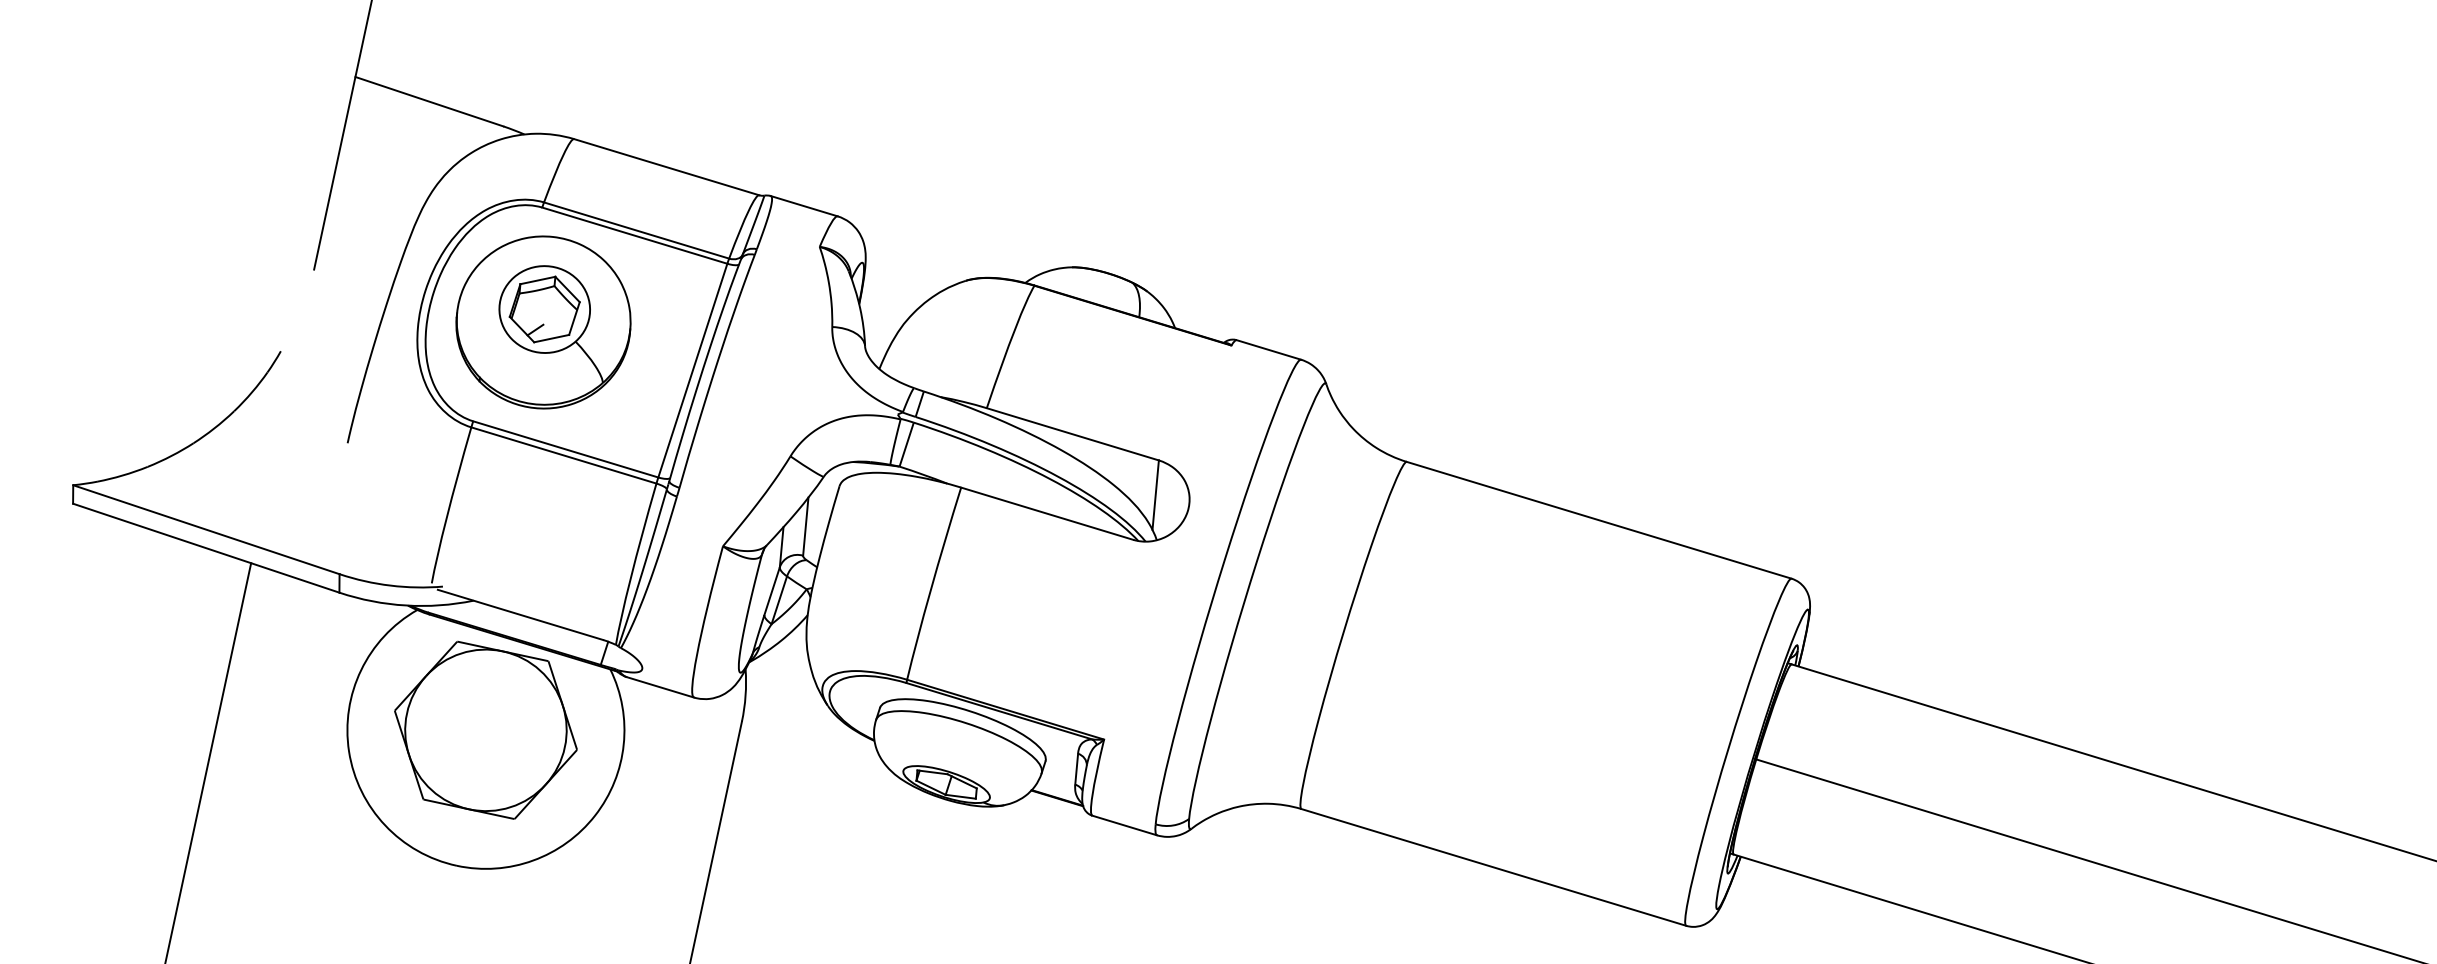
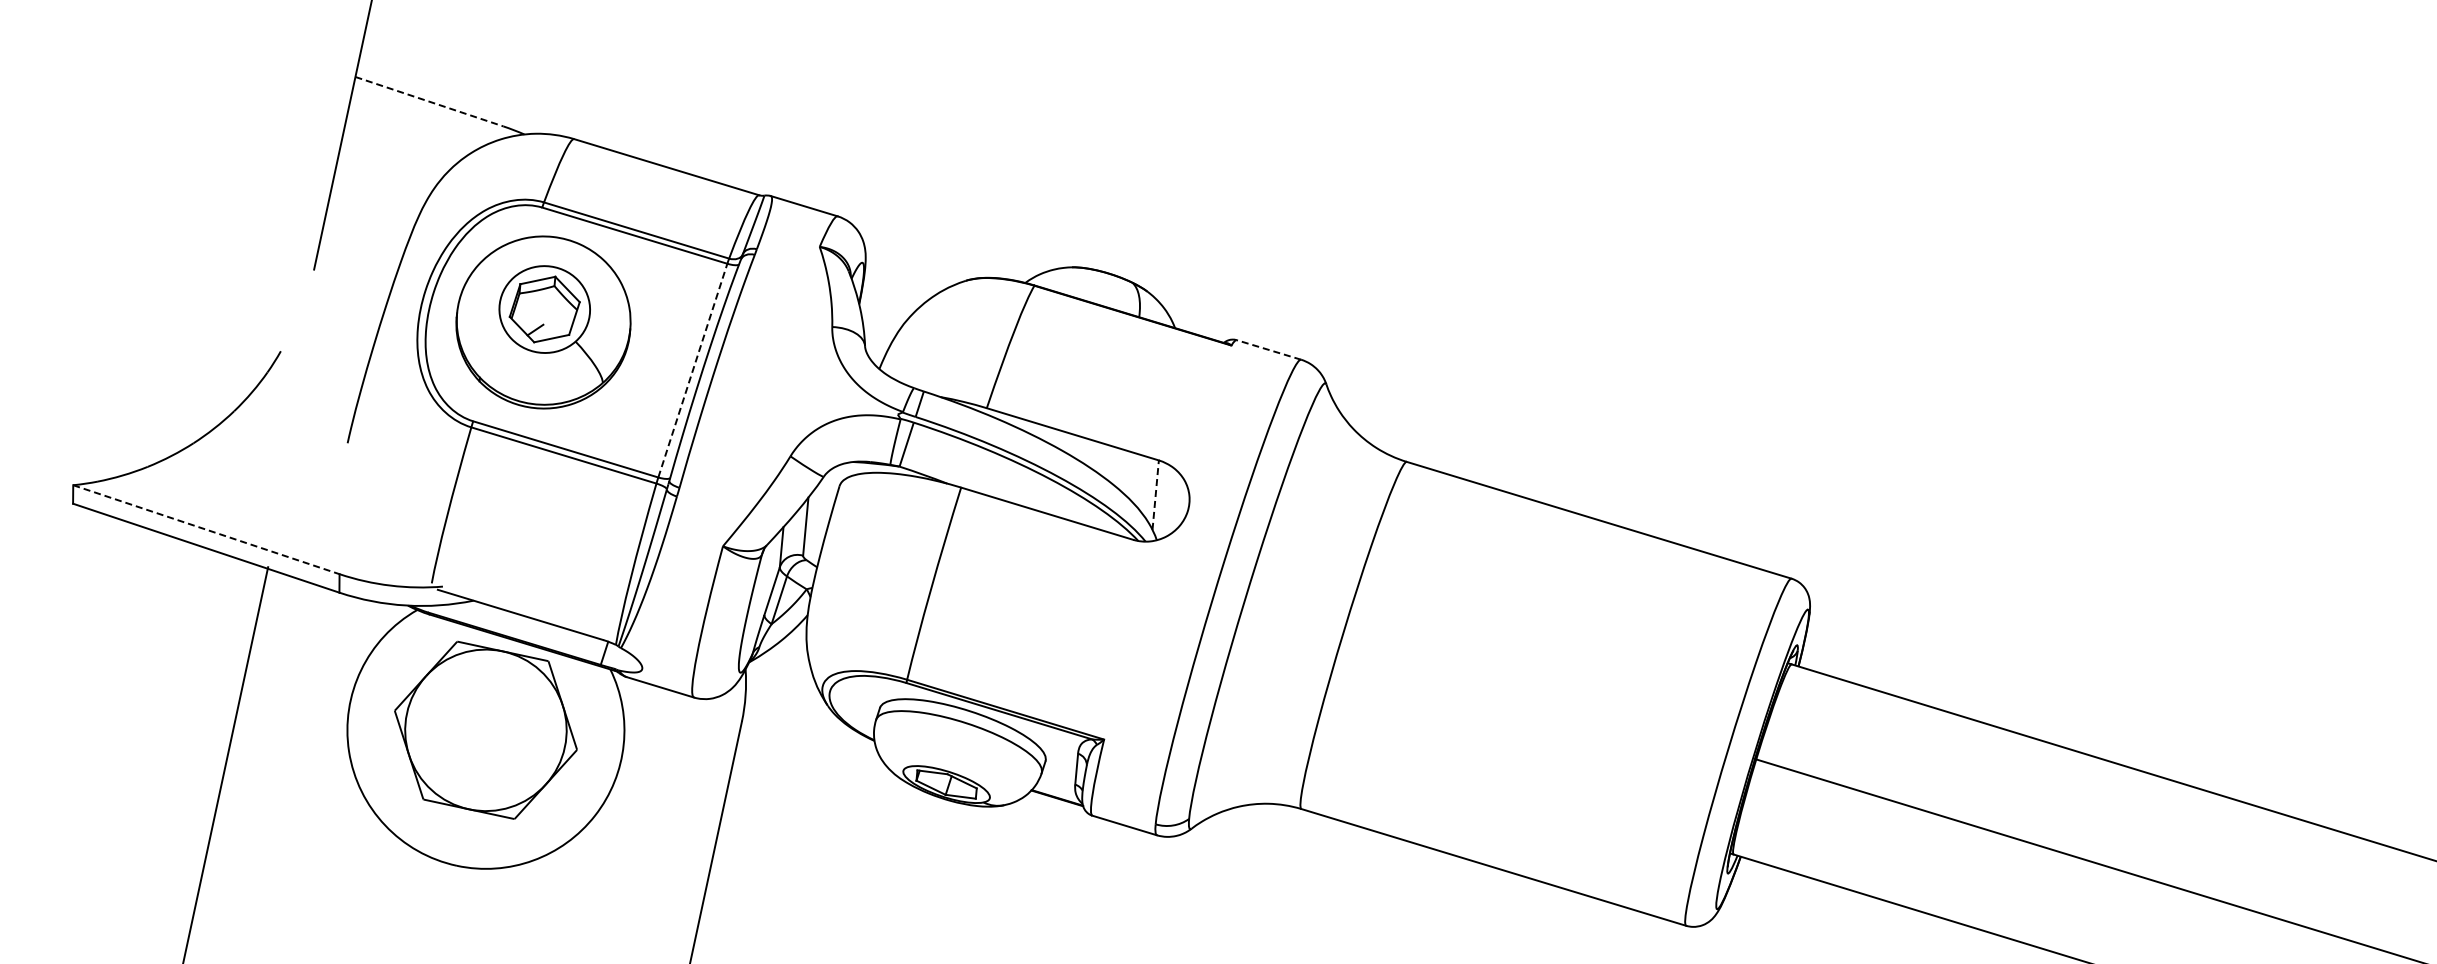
line: solid -> dashed (429, 101)
line: solid -> dashed (1268, 349)
line: solid -> dashed (693, 370)
line: solid -> dashed (1155, 495)
line: solid -> dashed (206, 529)
line position: (208, 761) -> (225, 763) (225, 763)
